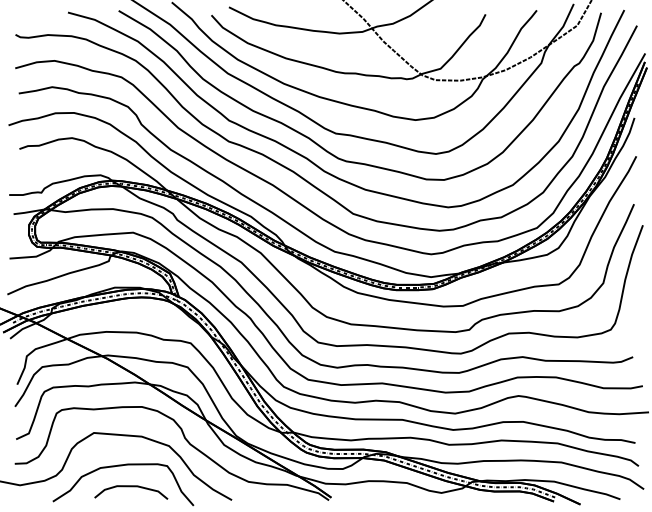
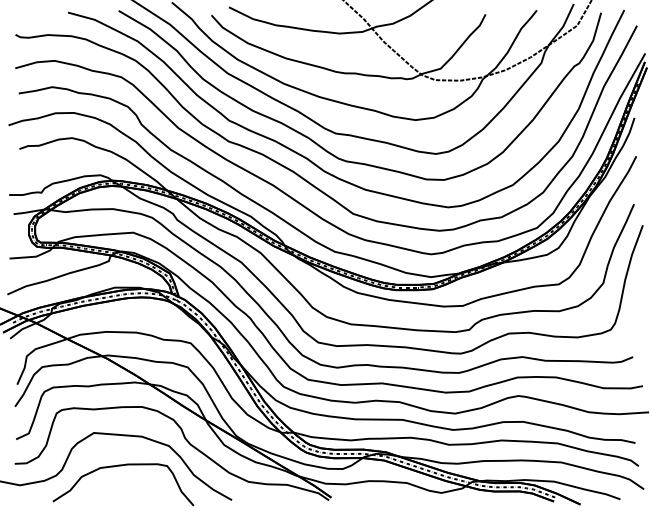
curve: present -> none (131, 487)
